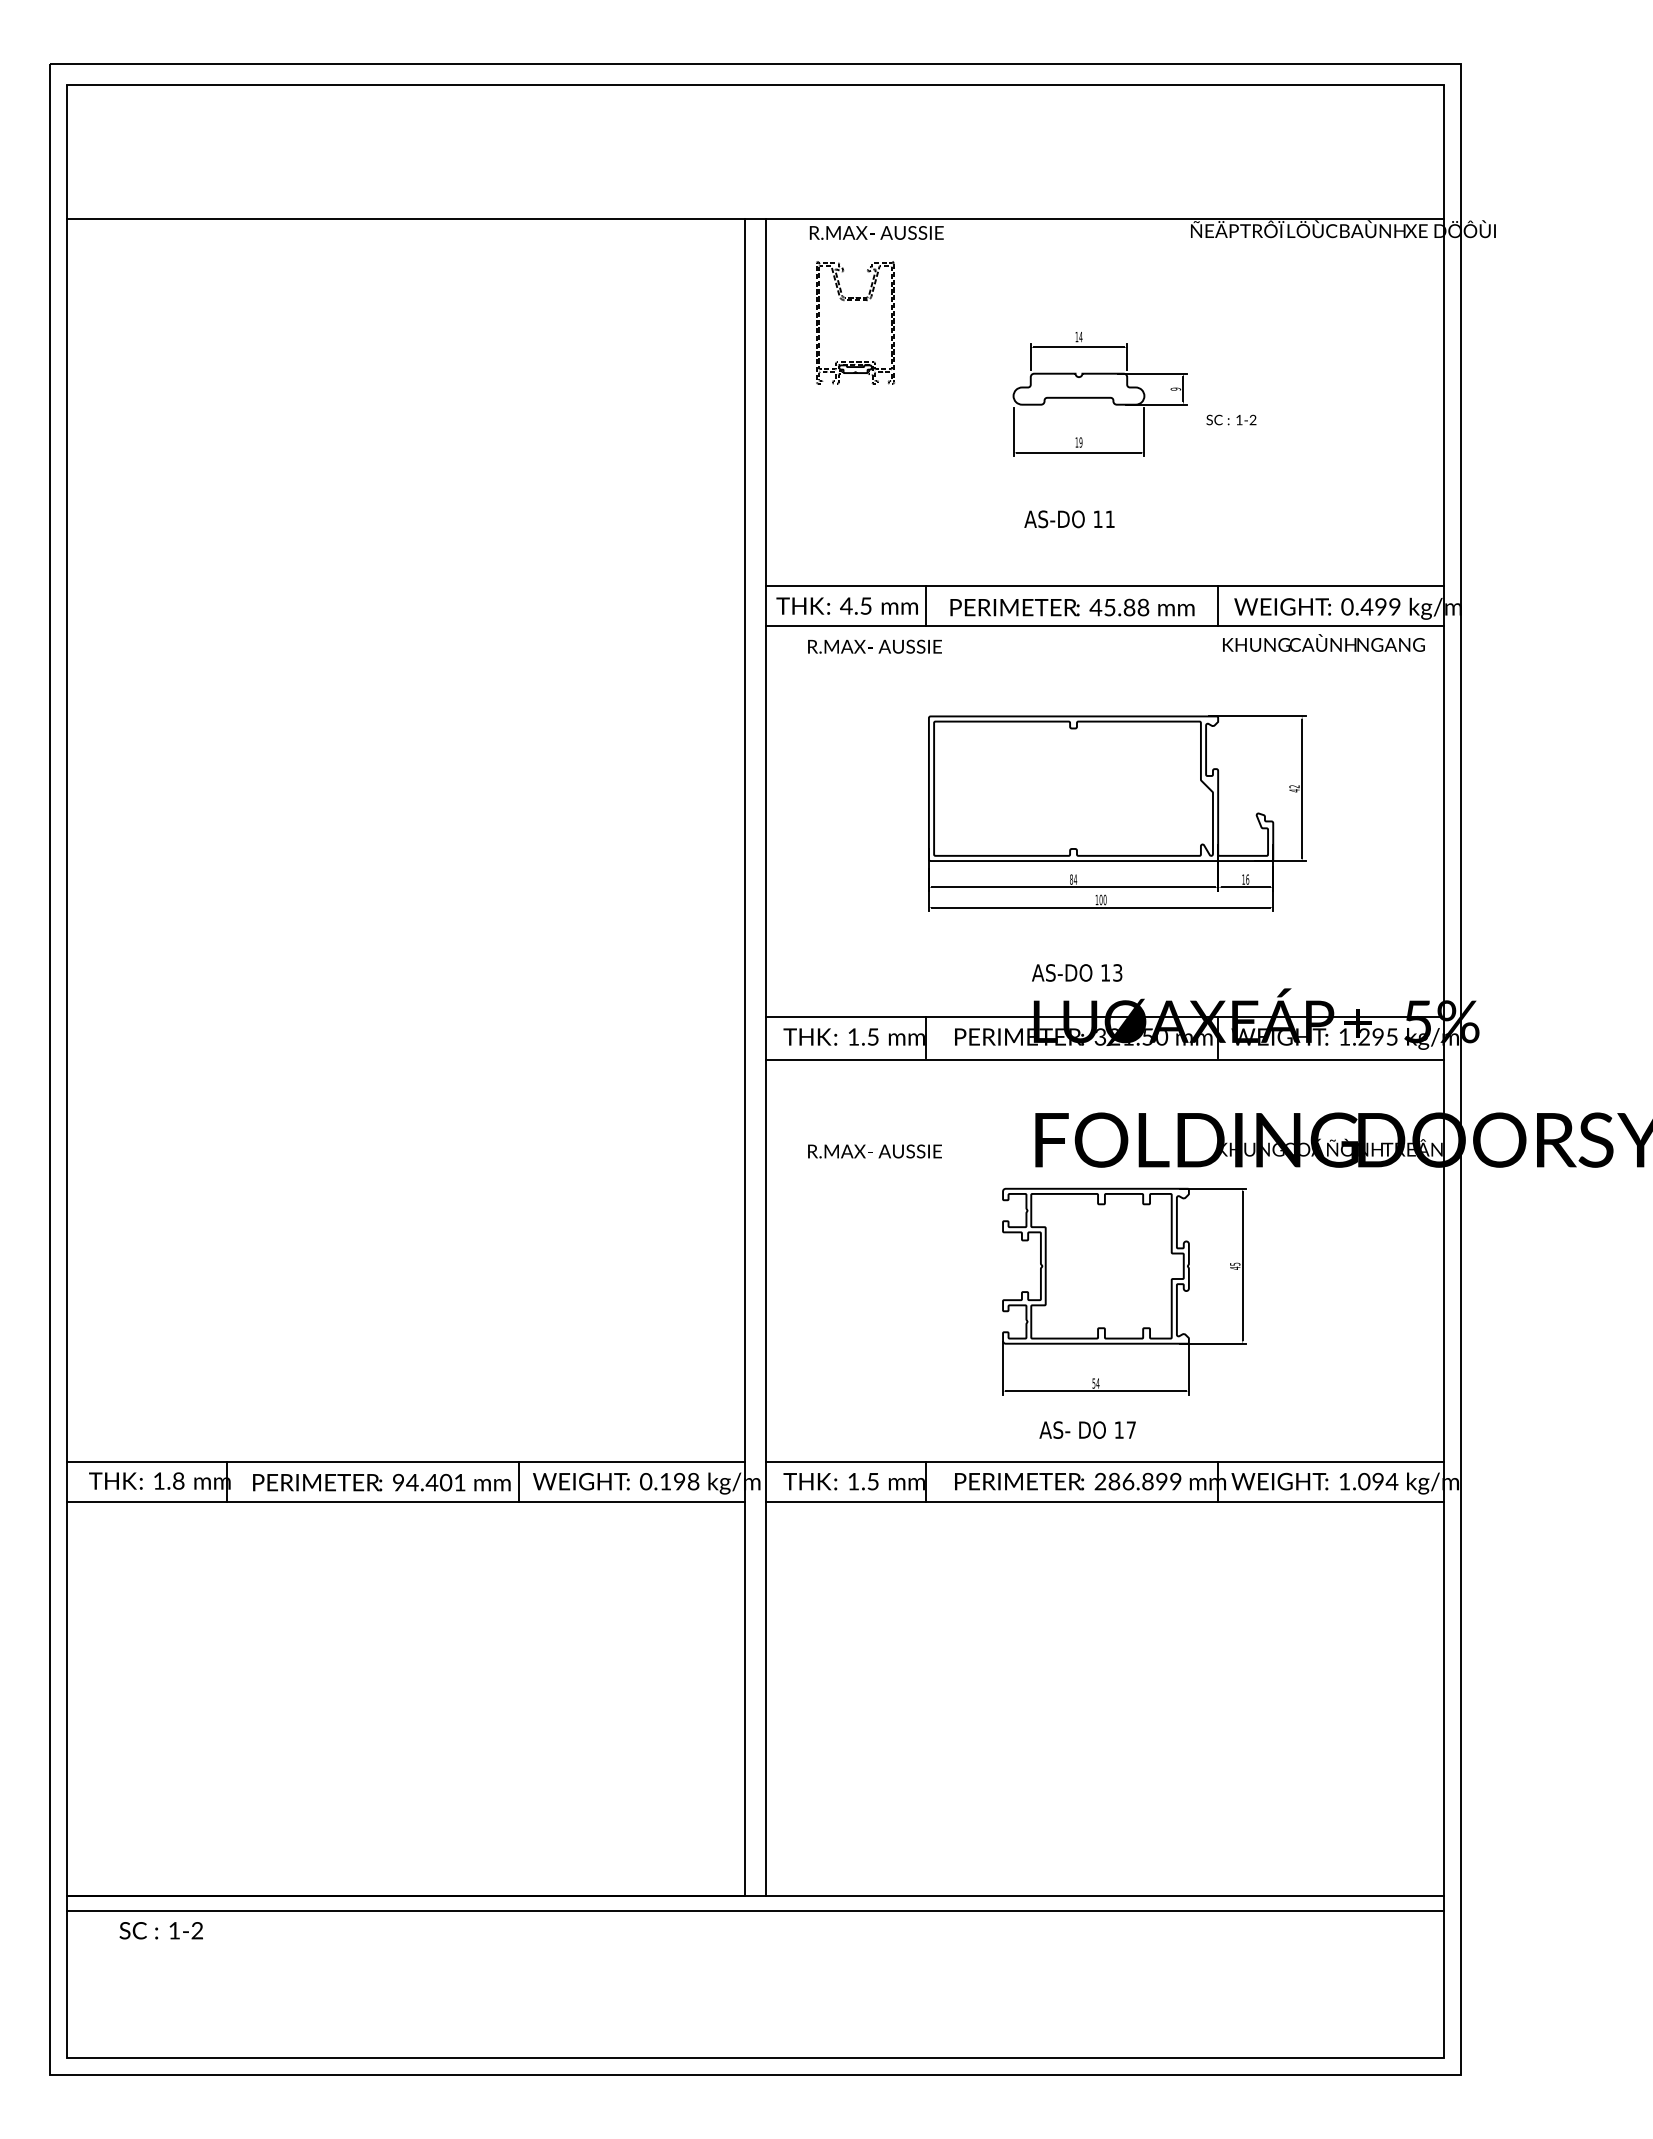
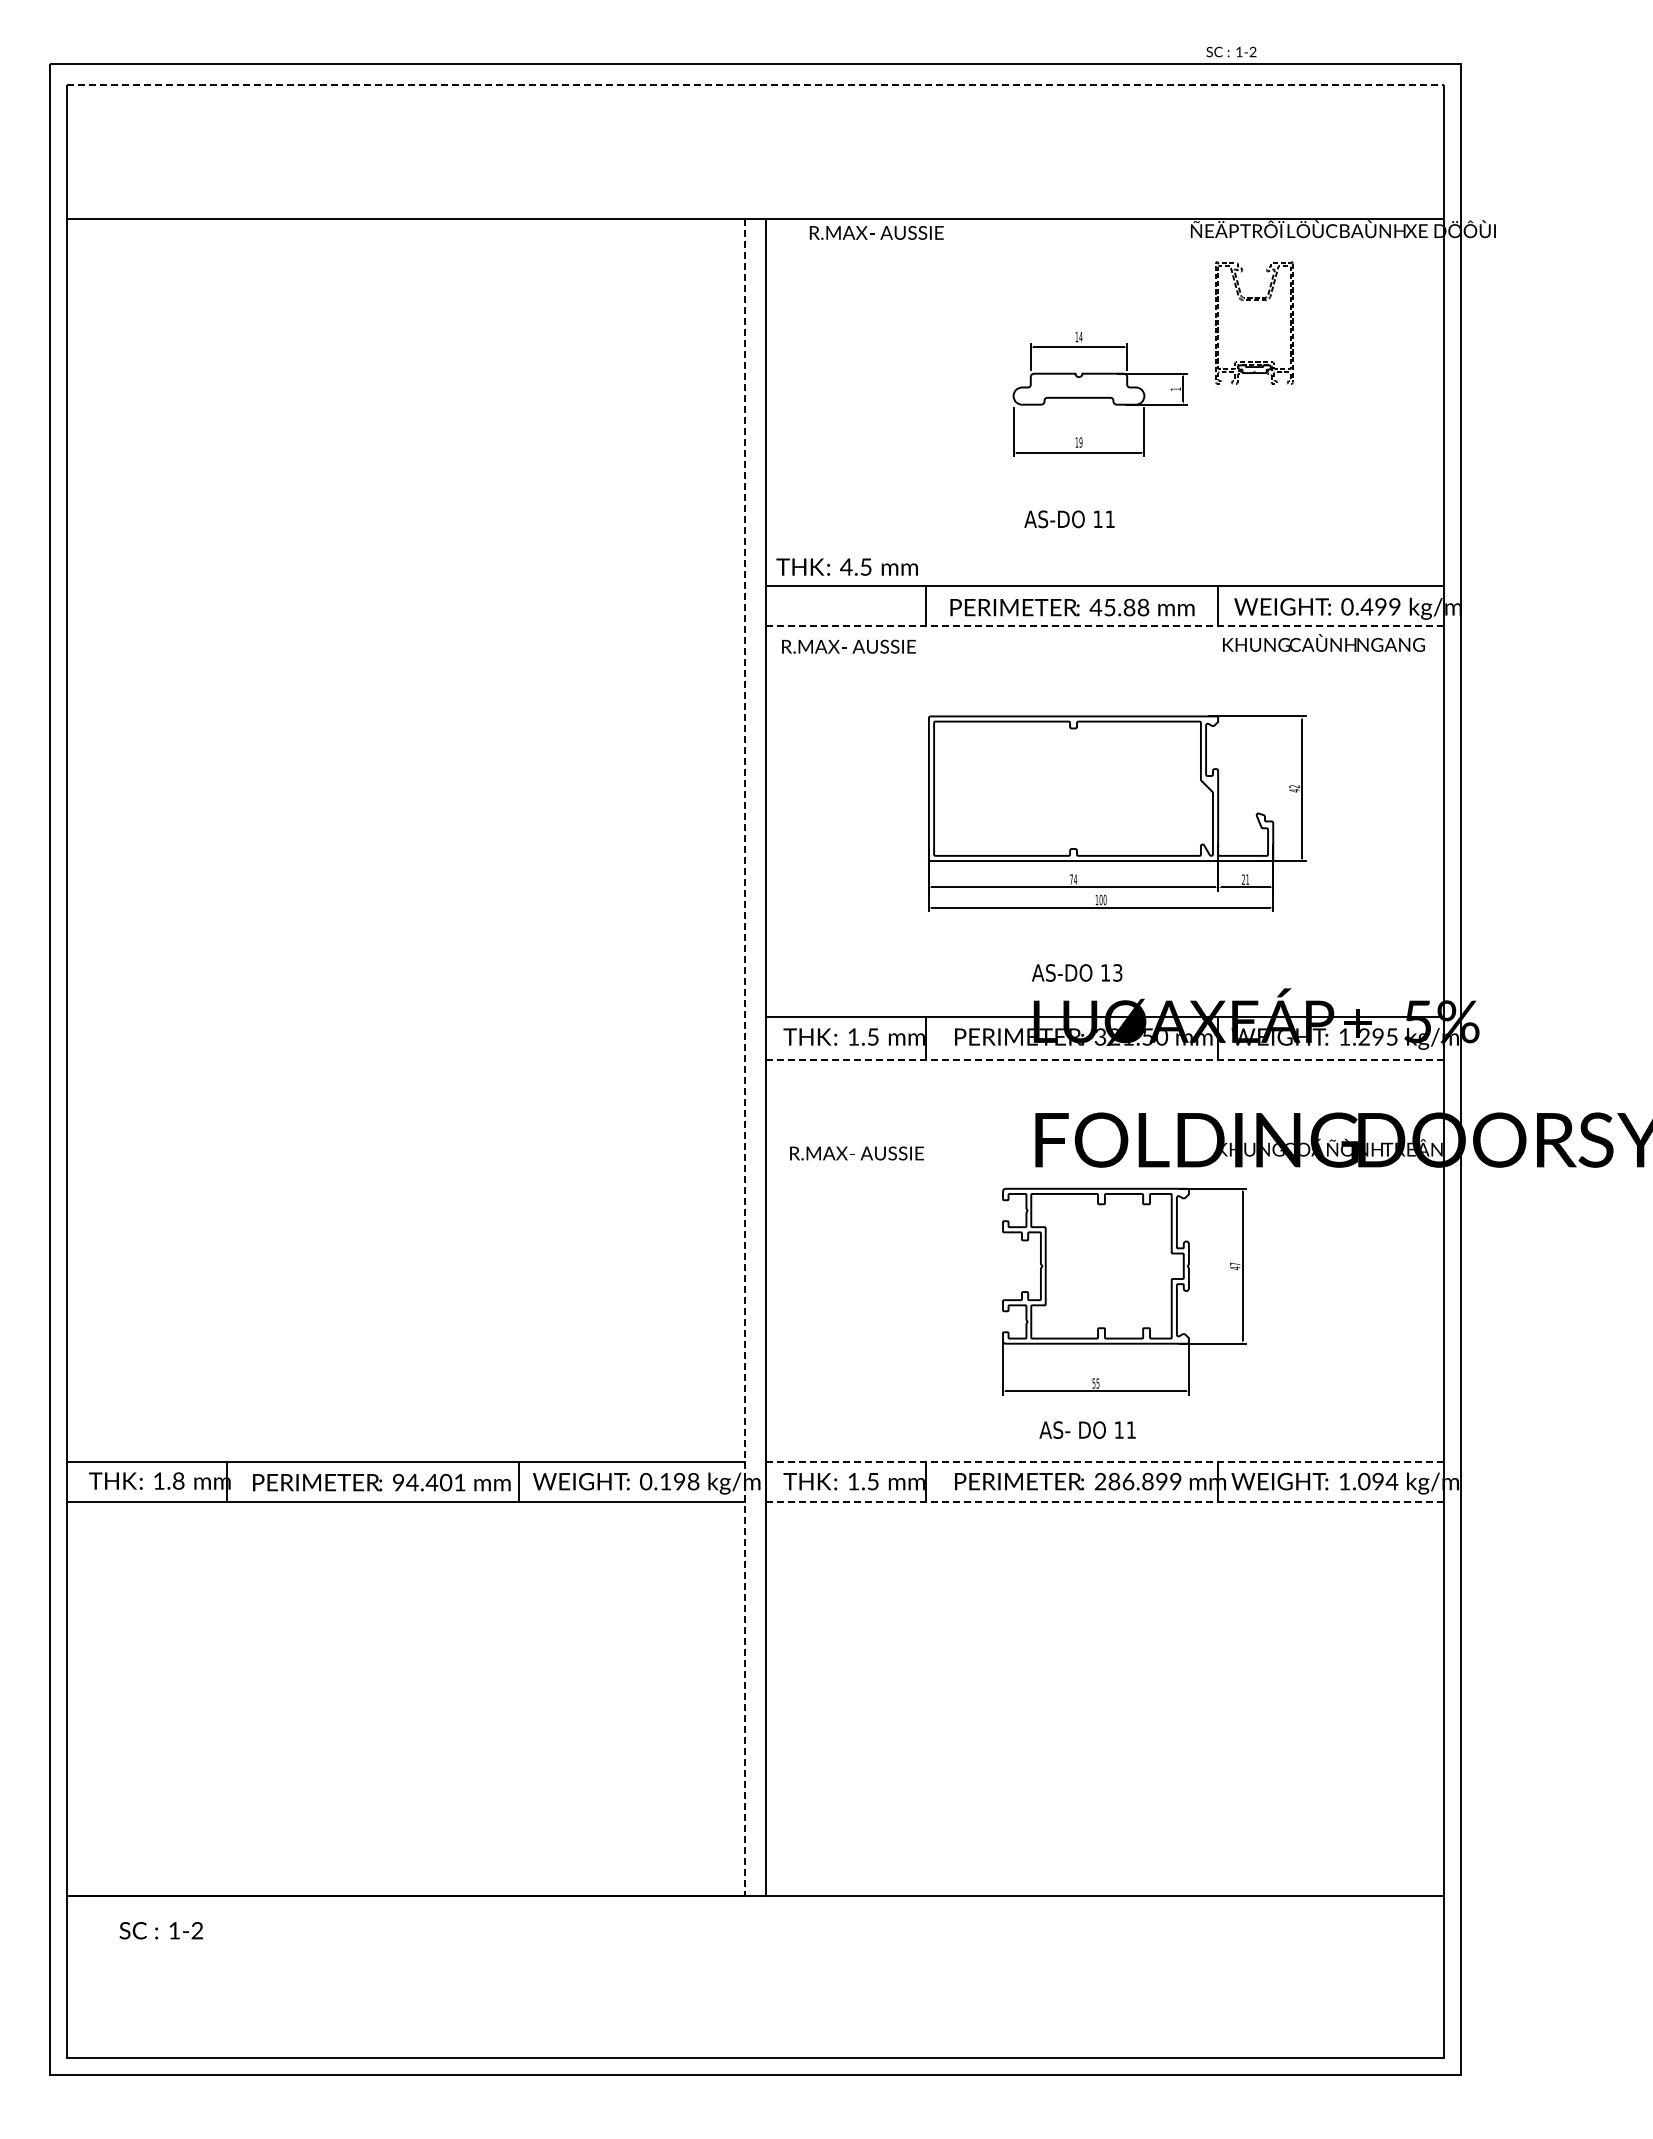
line: solid -> dashed (755, 84)
part position: (855, 300) -> (1254, 300) (1254, 300)
text: 9 -> 1 (1175, 388)
text position: (1231, 419) -> (1231, 51) (1231, 51)
text position: (846, 605) -> (846, 566) (846, 566)
line: solid -> dashed (1105, 626)
text position: (874, 646) -> (848, 646) (848, 646)
text: 84 -> 74 (1071, 879)
text: 16 -> 21 (1245, 879)
line: solid -> dashed (745, 1057)
line: solid -> dashed (1105, 1059)
text position: (874, 1151) -> (856, 1153) (856, 1153)
text: 45 -> 47 (1235, 1263)
text: 54 -> 55 (1097, 1383)
text: 17 -> 11 (1131, 1429)
line: solid -> dashed (1105, 1461)
line: solid -> dashed (1105, 1502)
line: present -> none (755, 1911)
